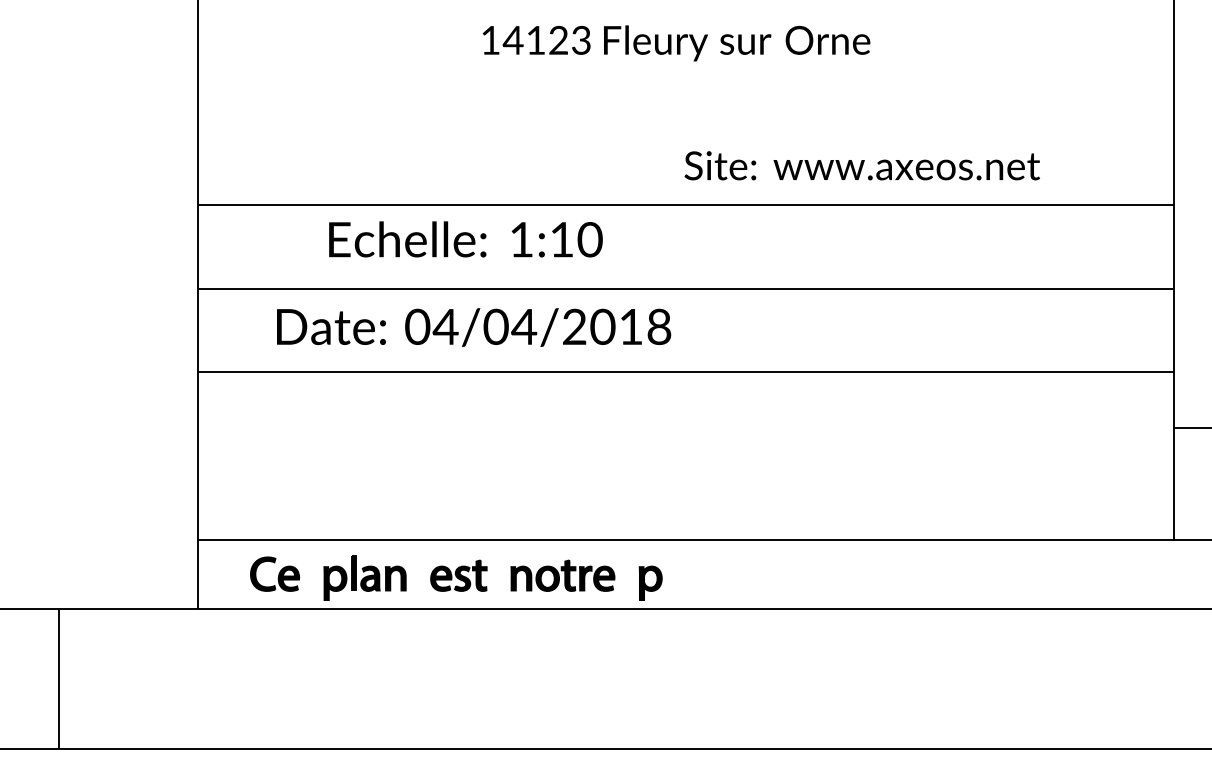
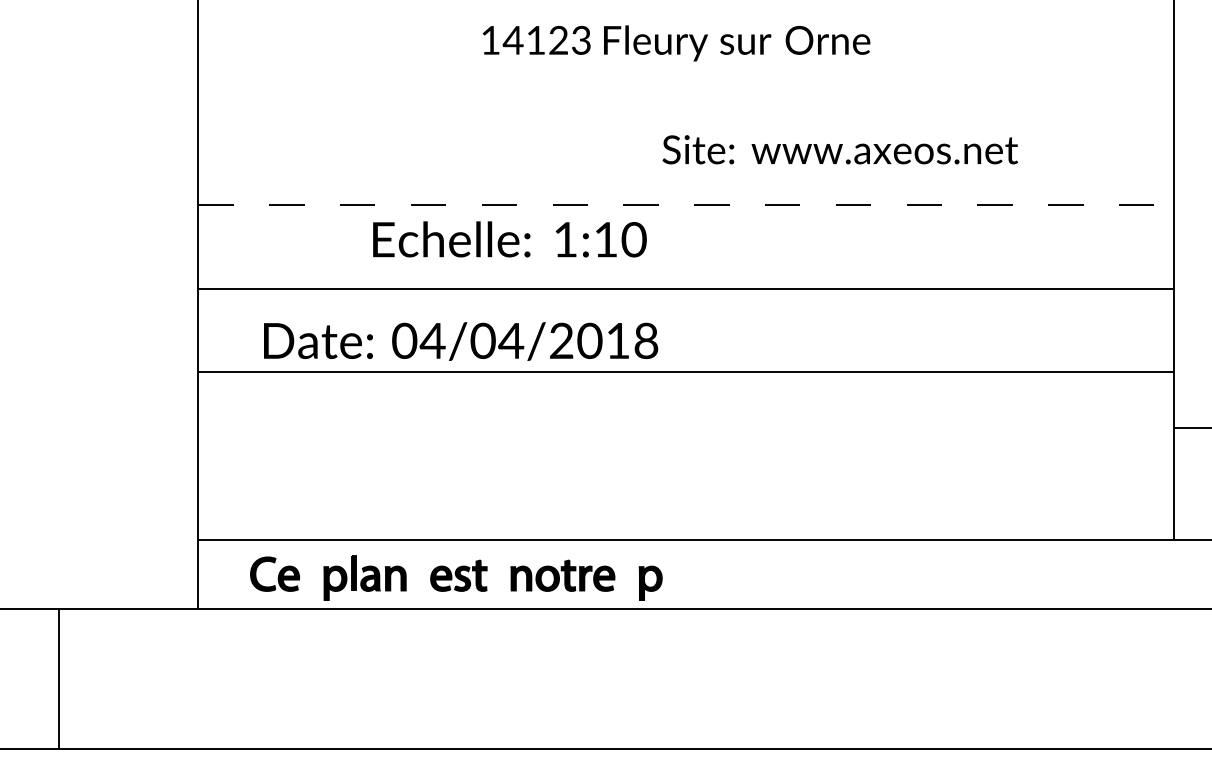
text position: (861, 165) -> (839, 149) (839, 149)
line: solid -> dashed (686, 205)
text position: (465, 239) -> (509, 239) (509, 239)
text position: (474, 327) -> (461, 341) (461, 341)
